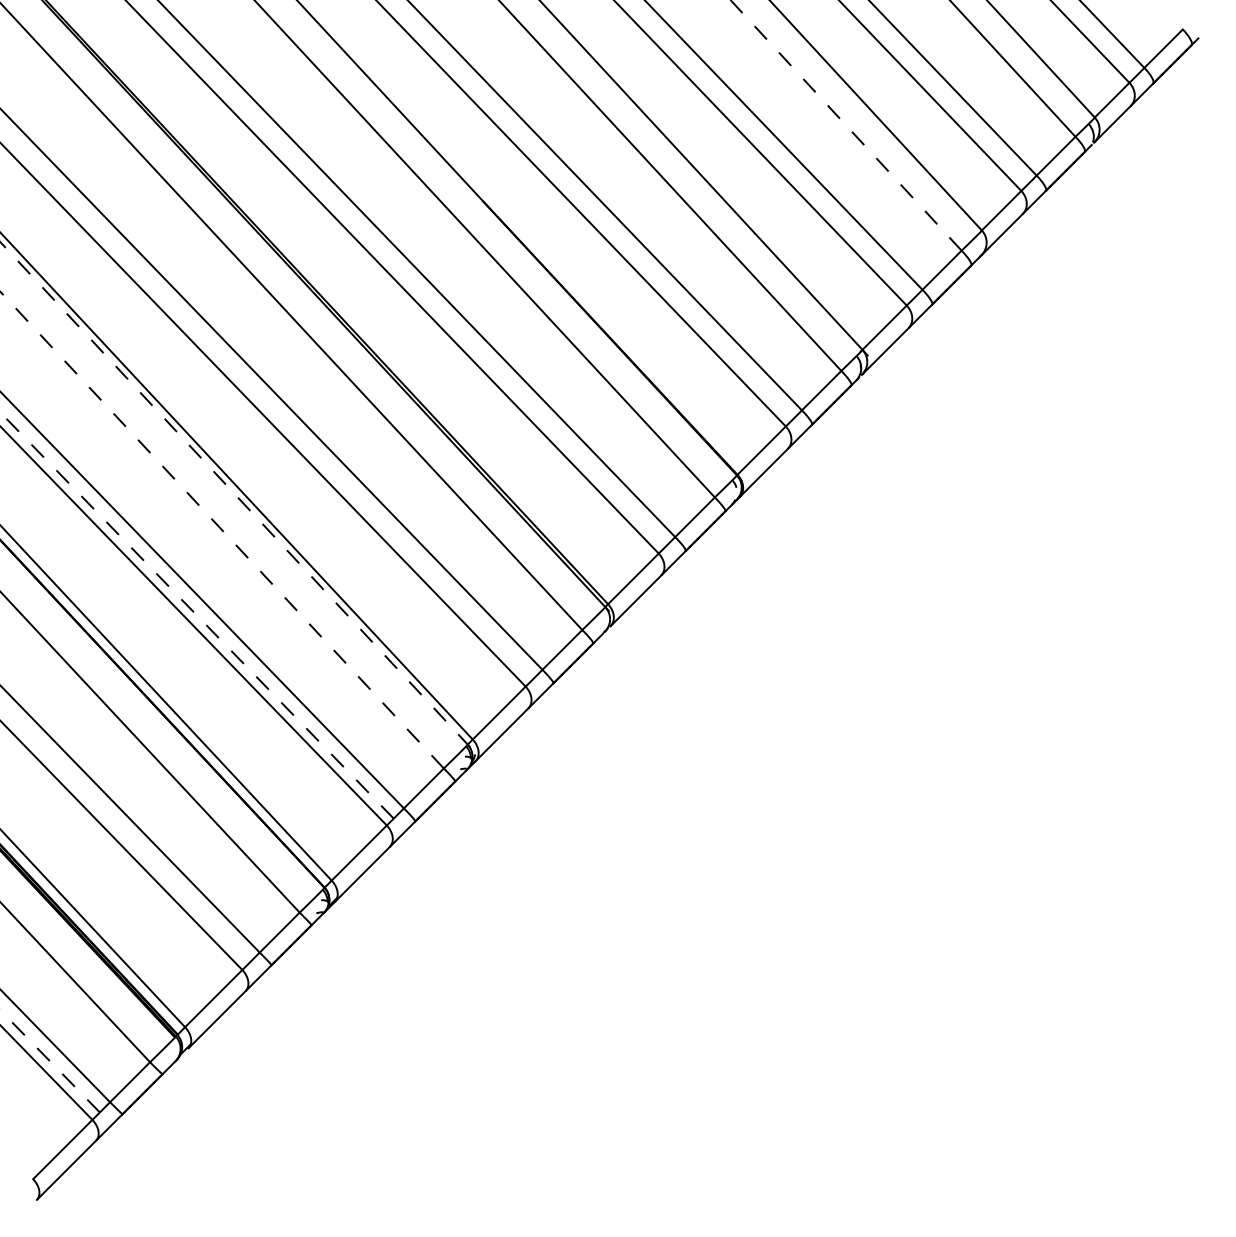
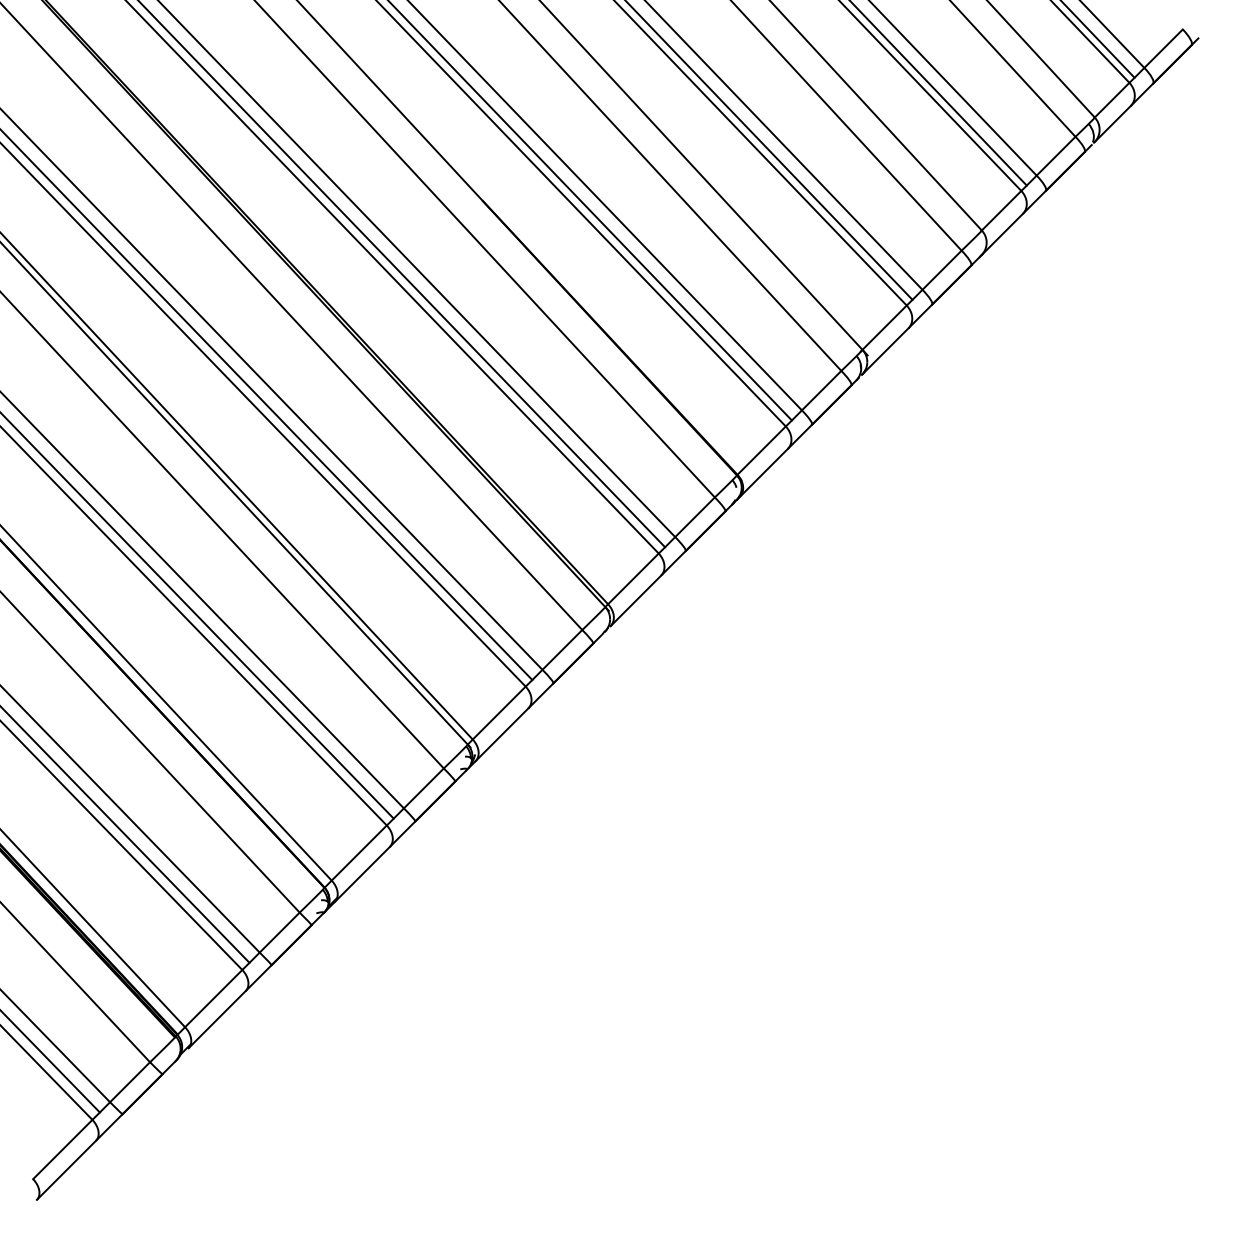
line: none -> present (1098, 39)
line: none -> present (938, 93)
line: dashed -> solid (846, 125)
line: none -> present (769, 150)
line: none -> present (590, 211)
line: none -> present (402, 274)
line: none -> present (267, 405)
line: dashed -> solid (234, 494)
line: dashed -> solid (221, 529)
line: dashed -> solid (197, 615)
line: none -> present (125, 835)
line: dashed -> solid (49, 1060)
